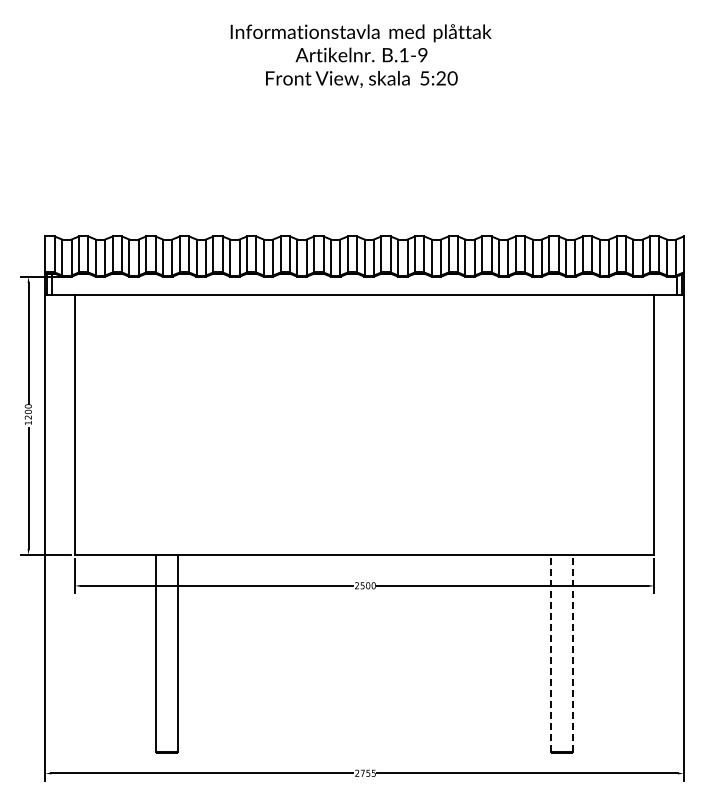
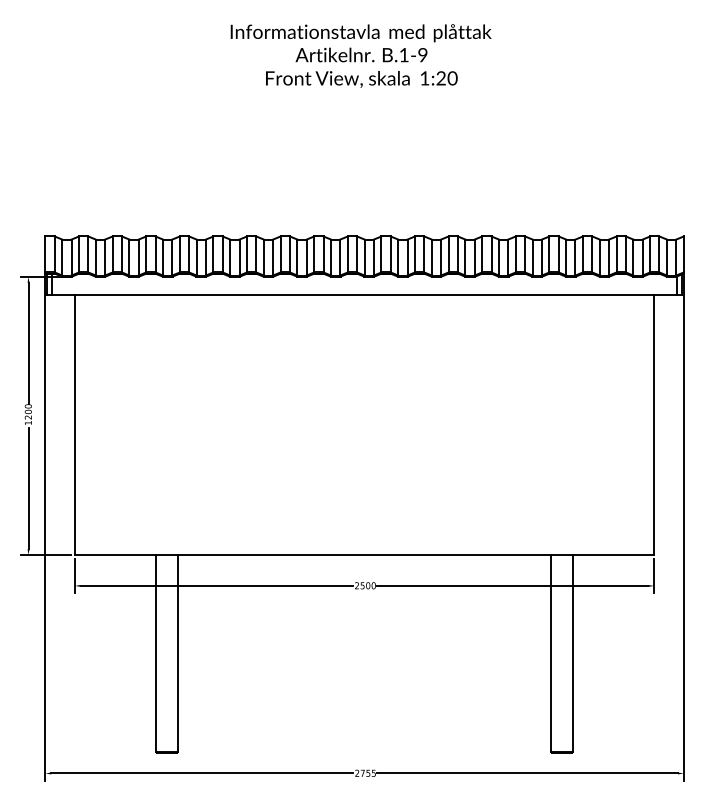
text: 5:20 -> 1:20 (424, 78)
line: dashed -> solid (551, 653)
line: dashed -> solid (573, 653)
